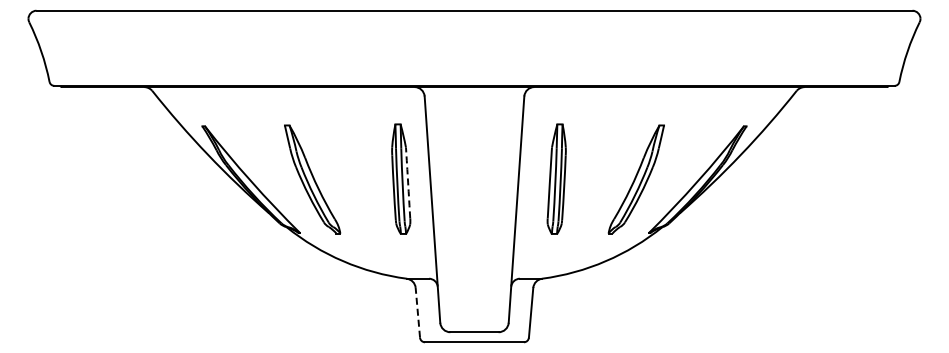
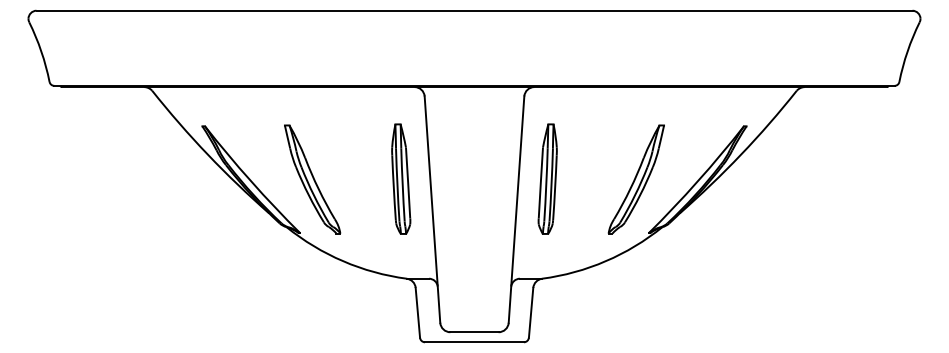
part position: (556, 178) -> (547, 178) (547, 178)
arc: dashed -> solid (408, 182)
line: dashed -> solid (417, 312)
